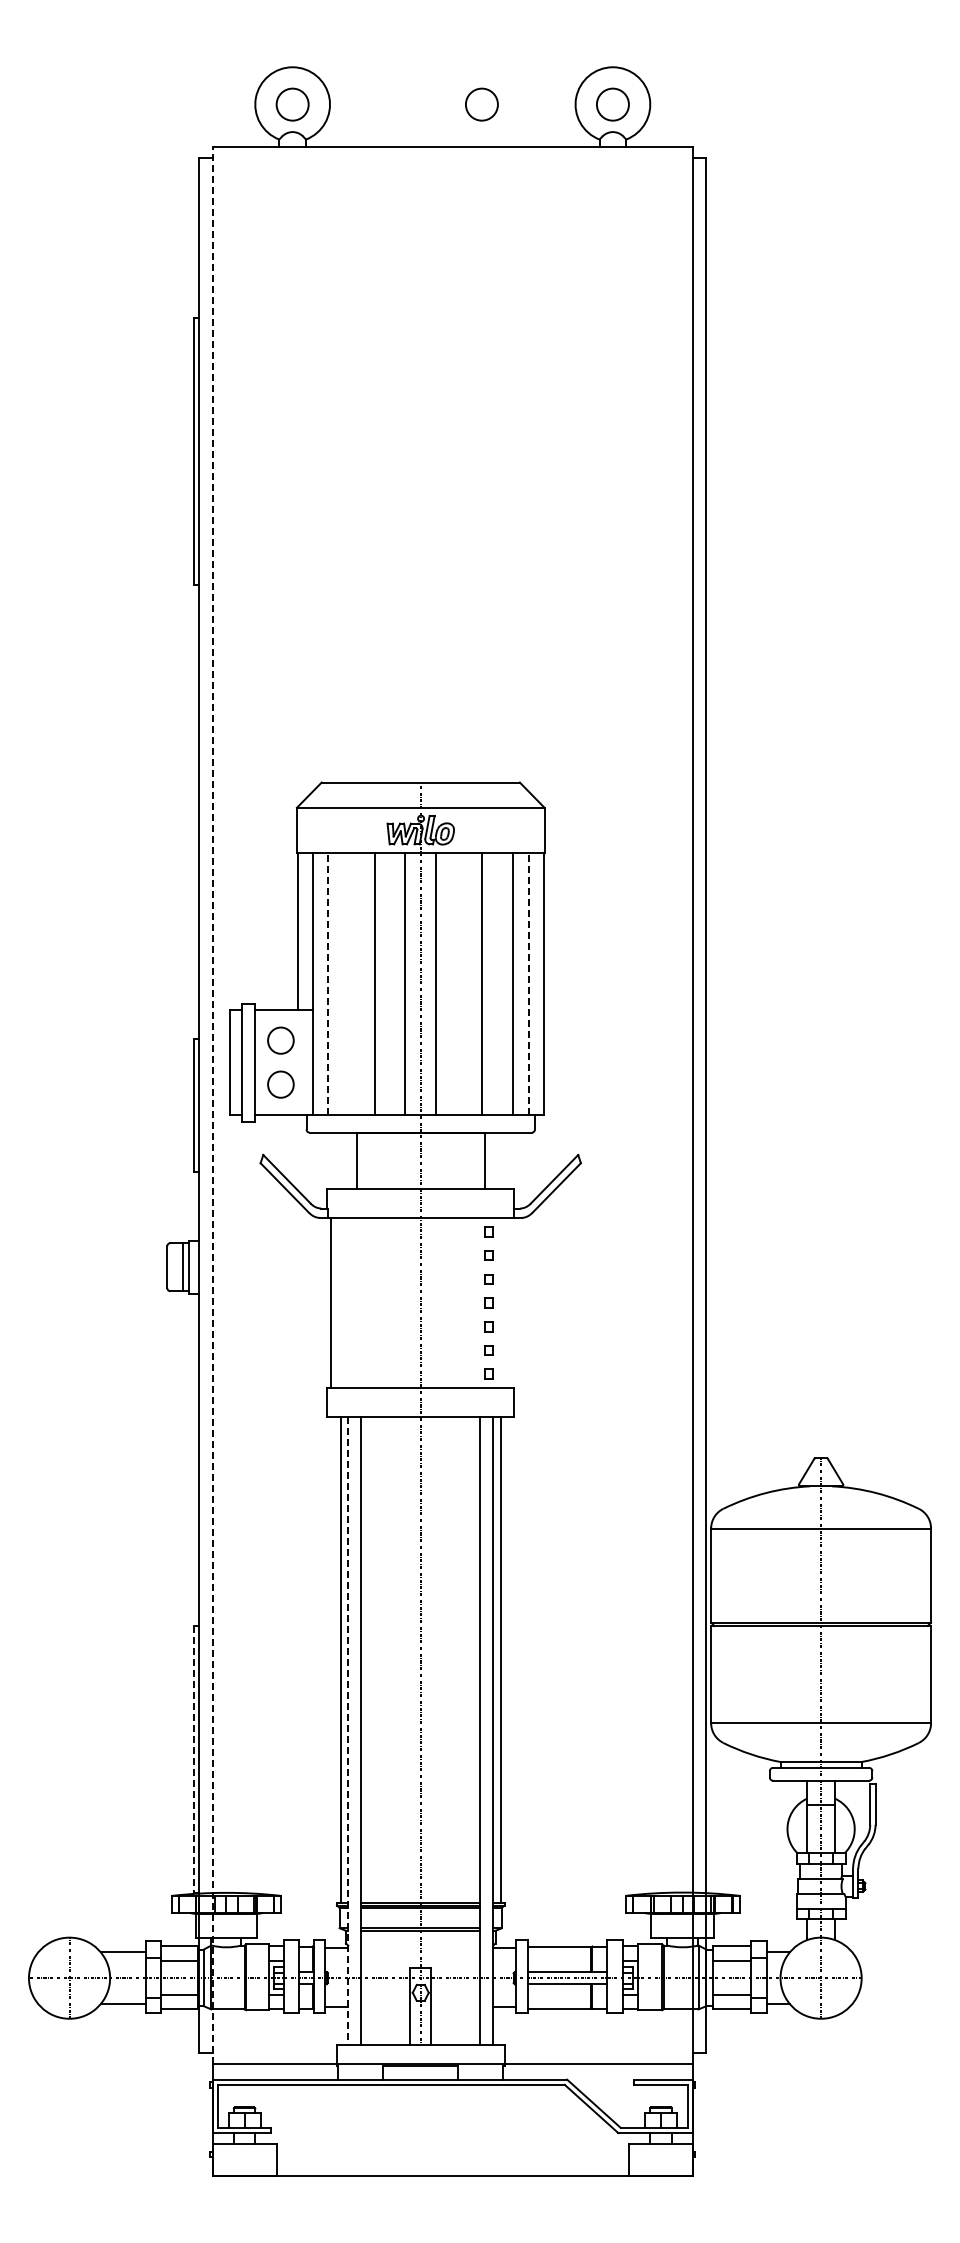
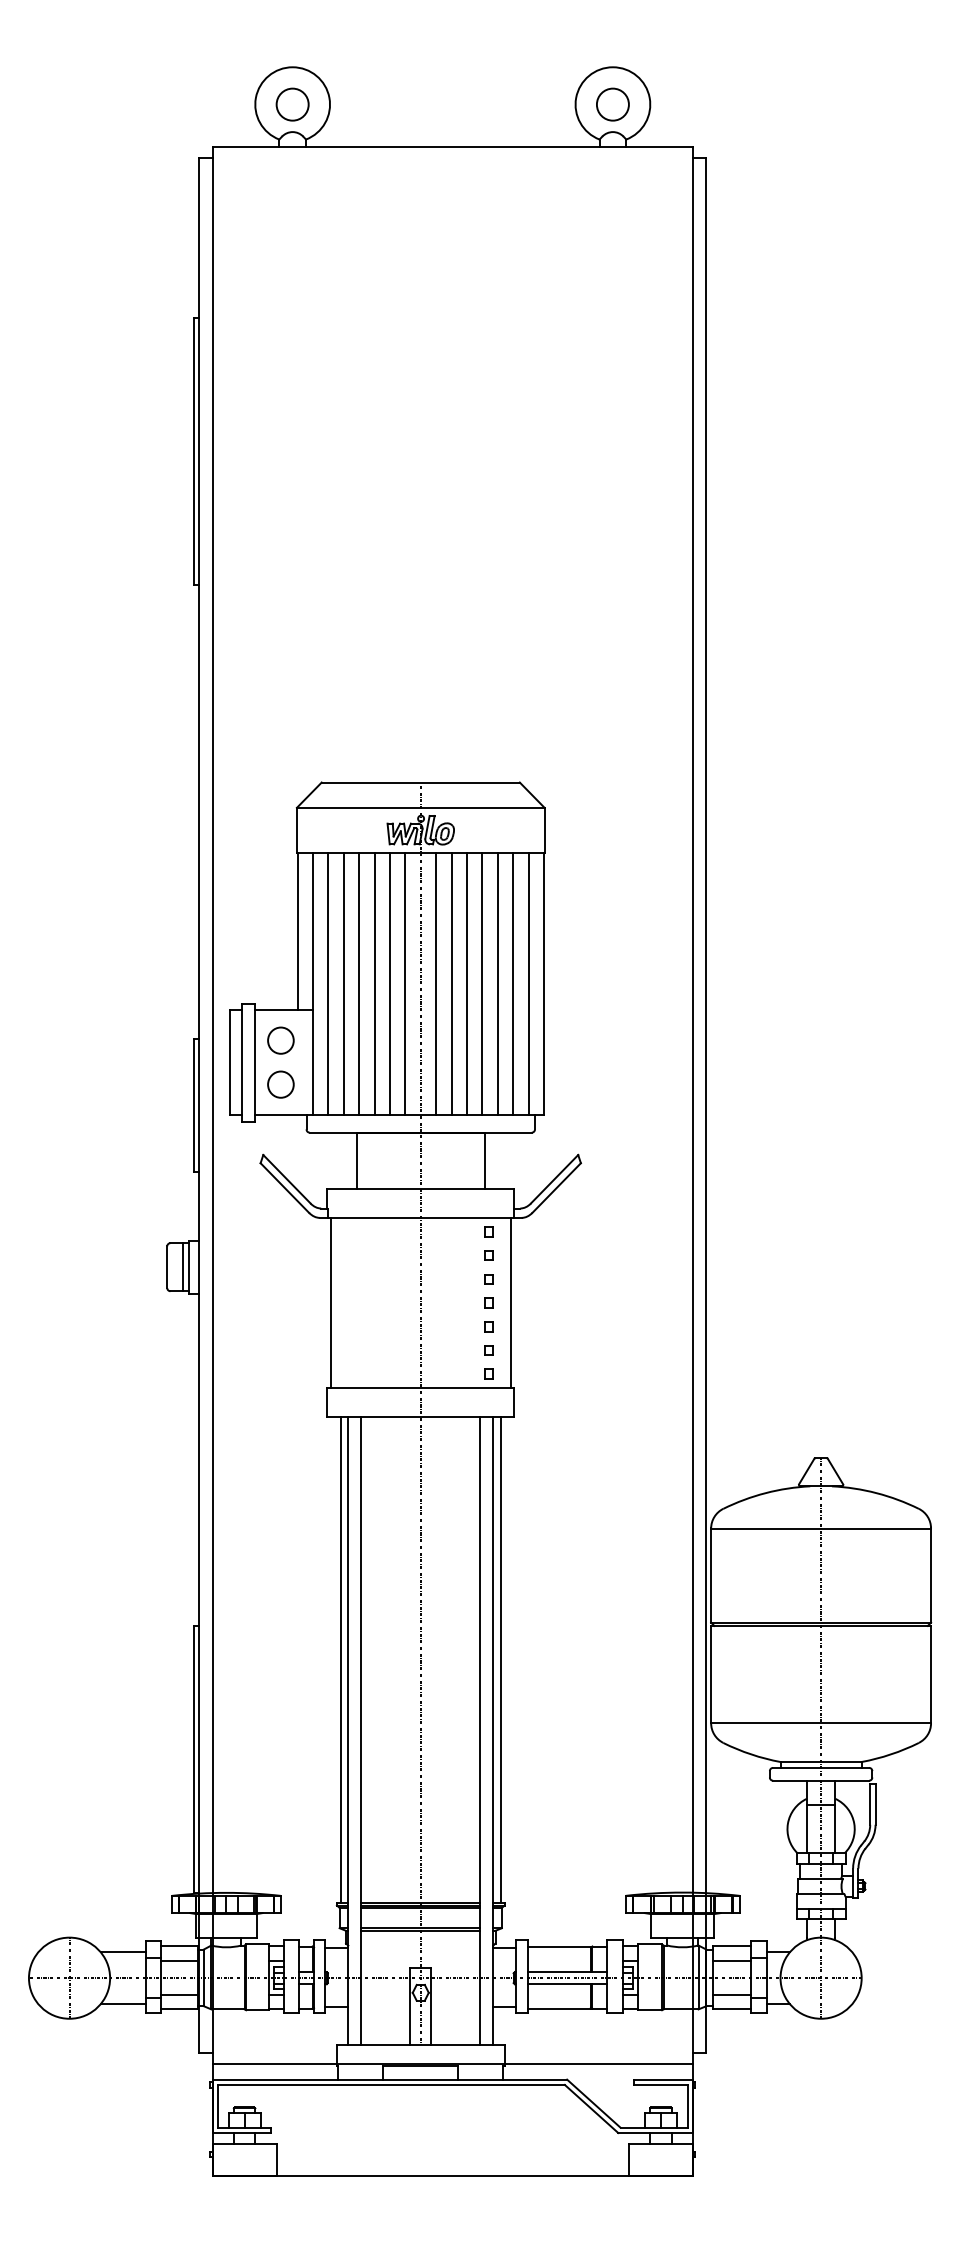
circle: present -> none (481, 104)
line: dashed -> solid (328, 983)
line: none -> present (343, 983)
line: none -> present (359, 983)
line: none -> present (390, 983)
line: none -> present (451, 983)
line: none -> present (467, 983)
line: none -> present (497, 983)
line: dashed -> solid (528, 983)
line: dashed -> solid (212, 1104)
line: none -> present (510, 1302)
line: dashed -> solid (348, 1731)
line: dashed -> solid (193, 1759)
